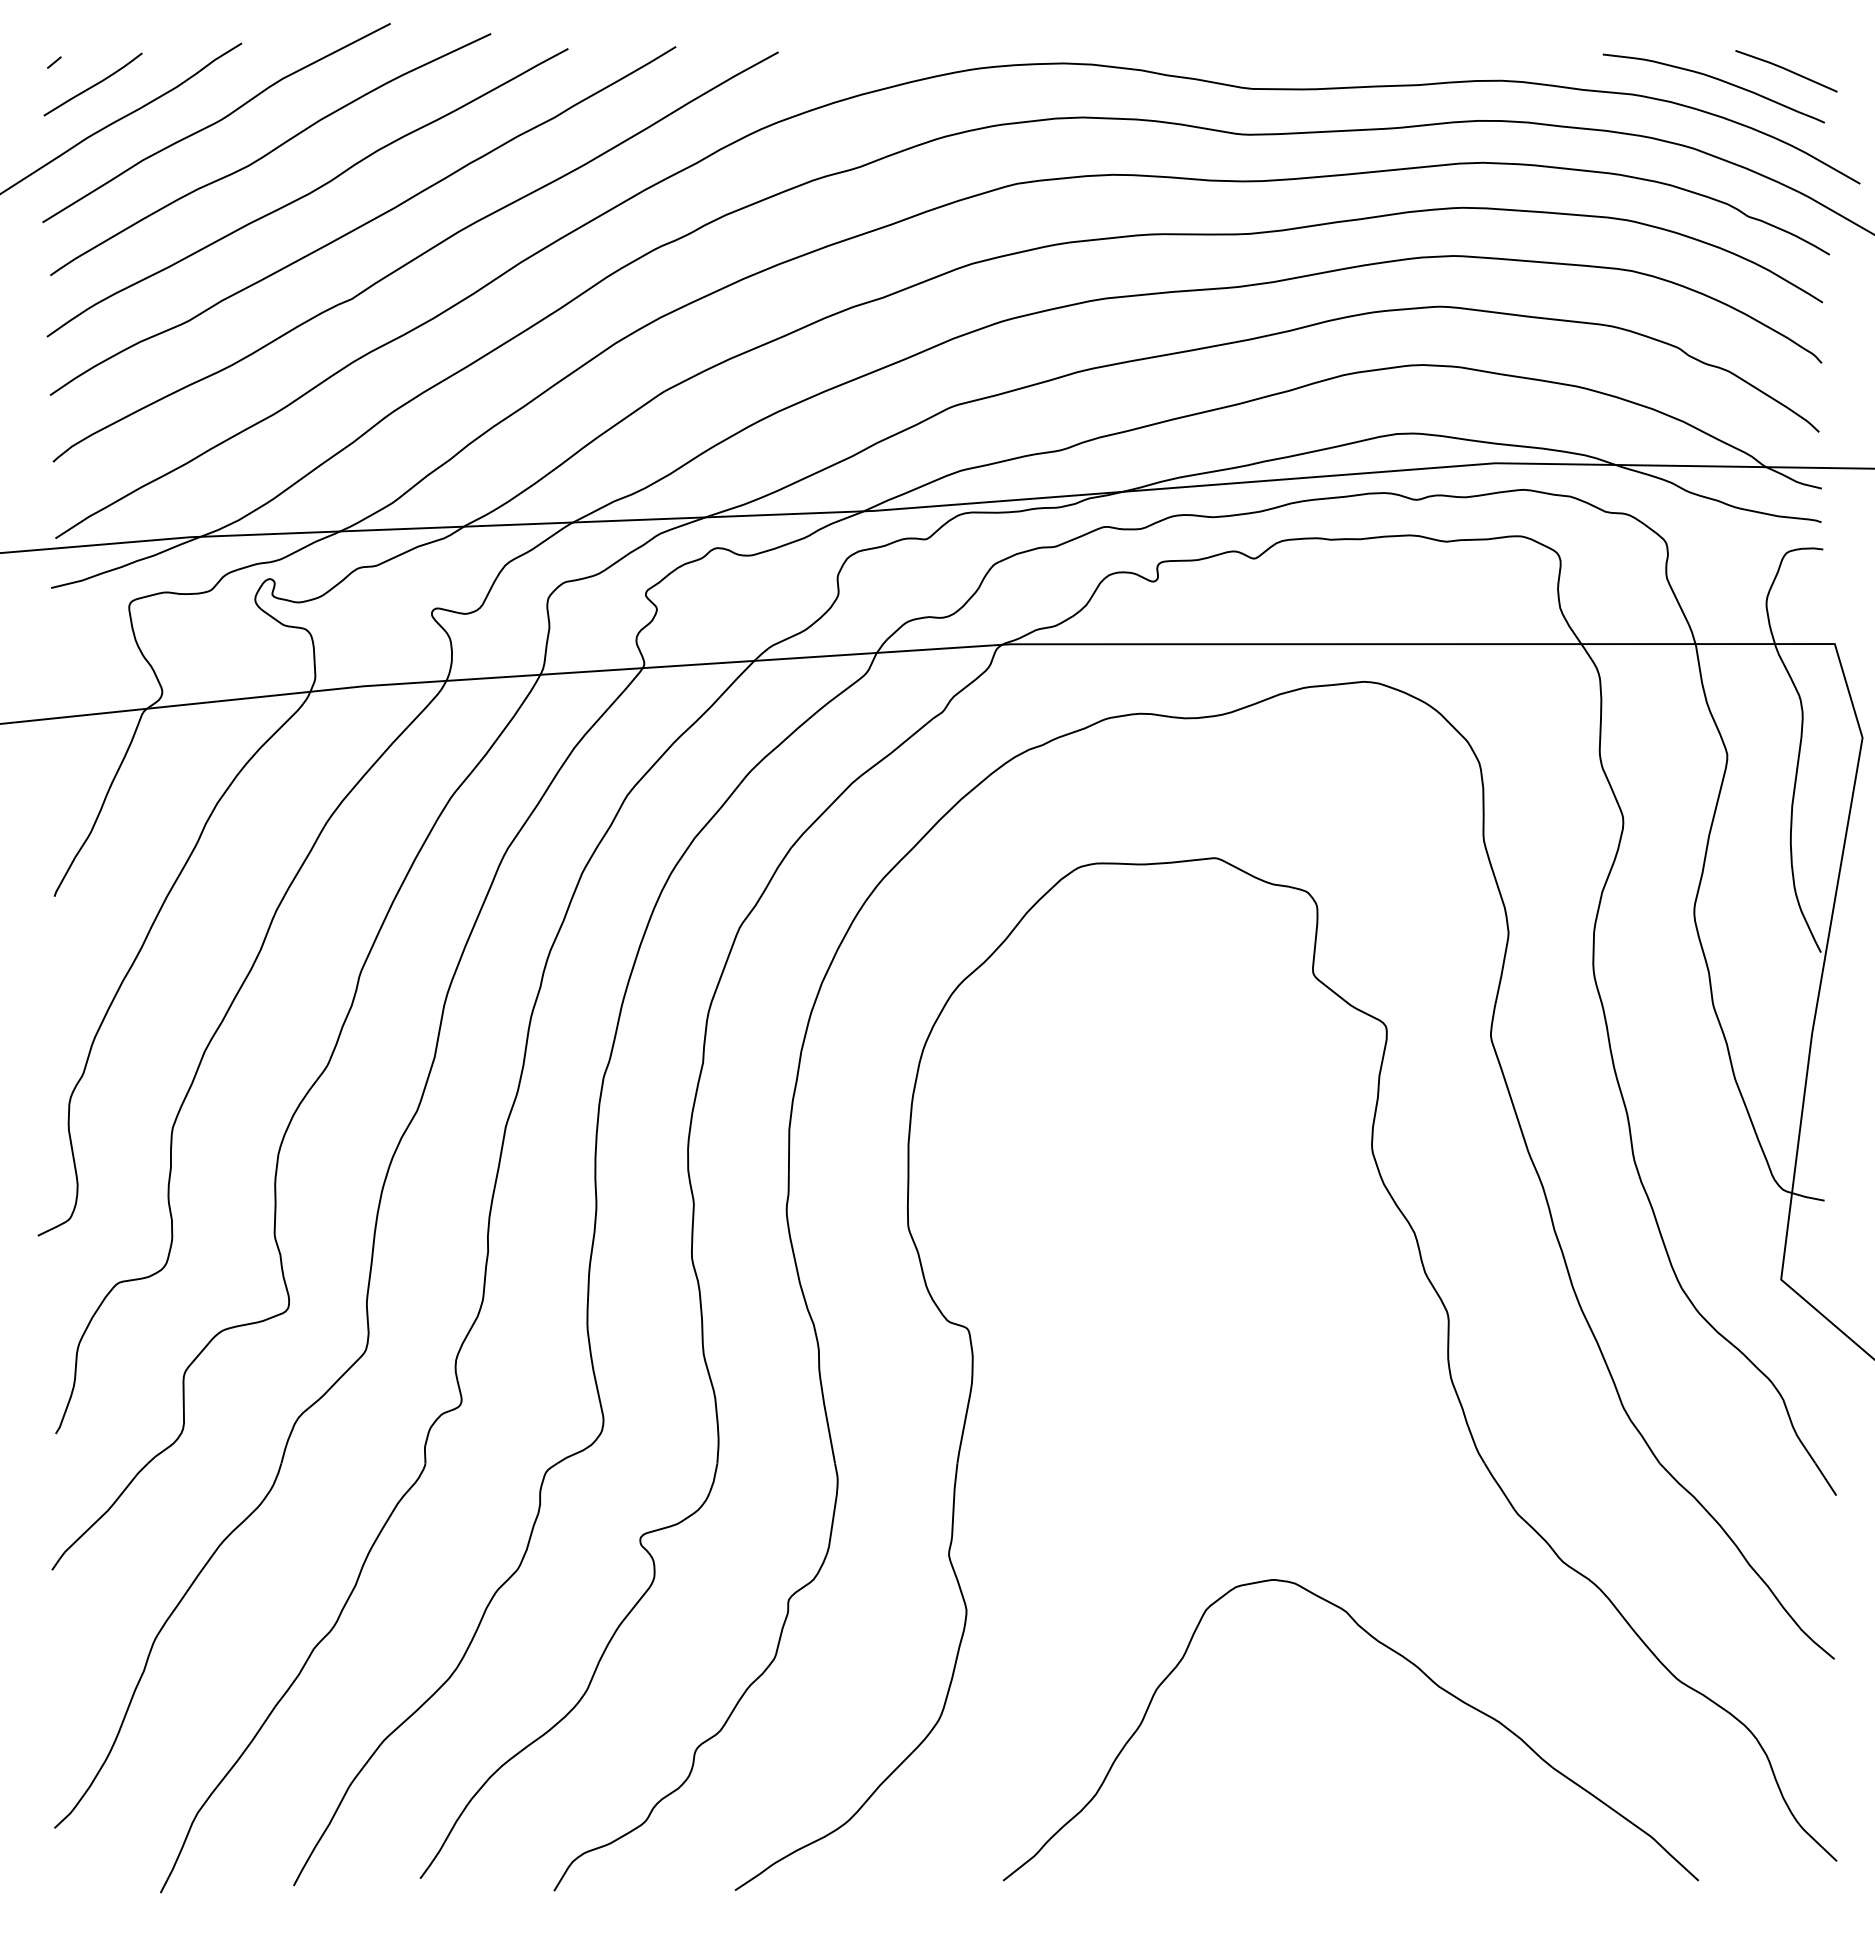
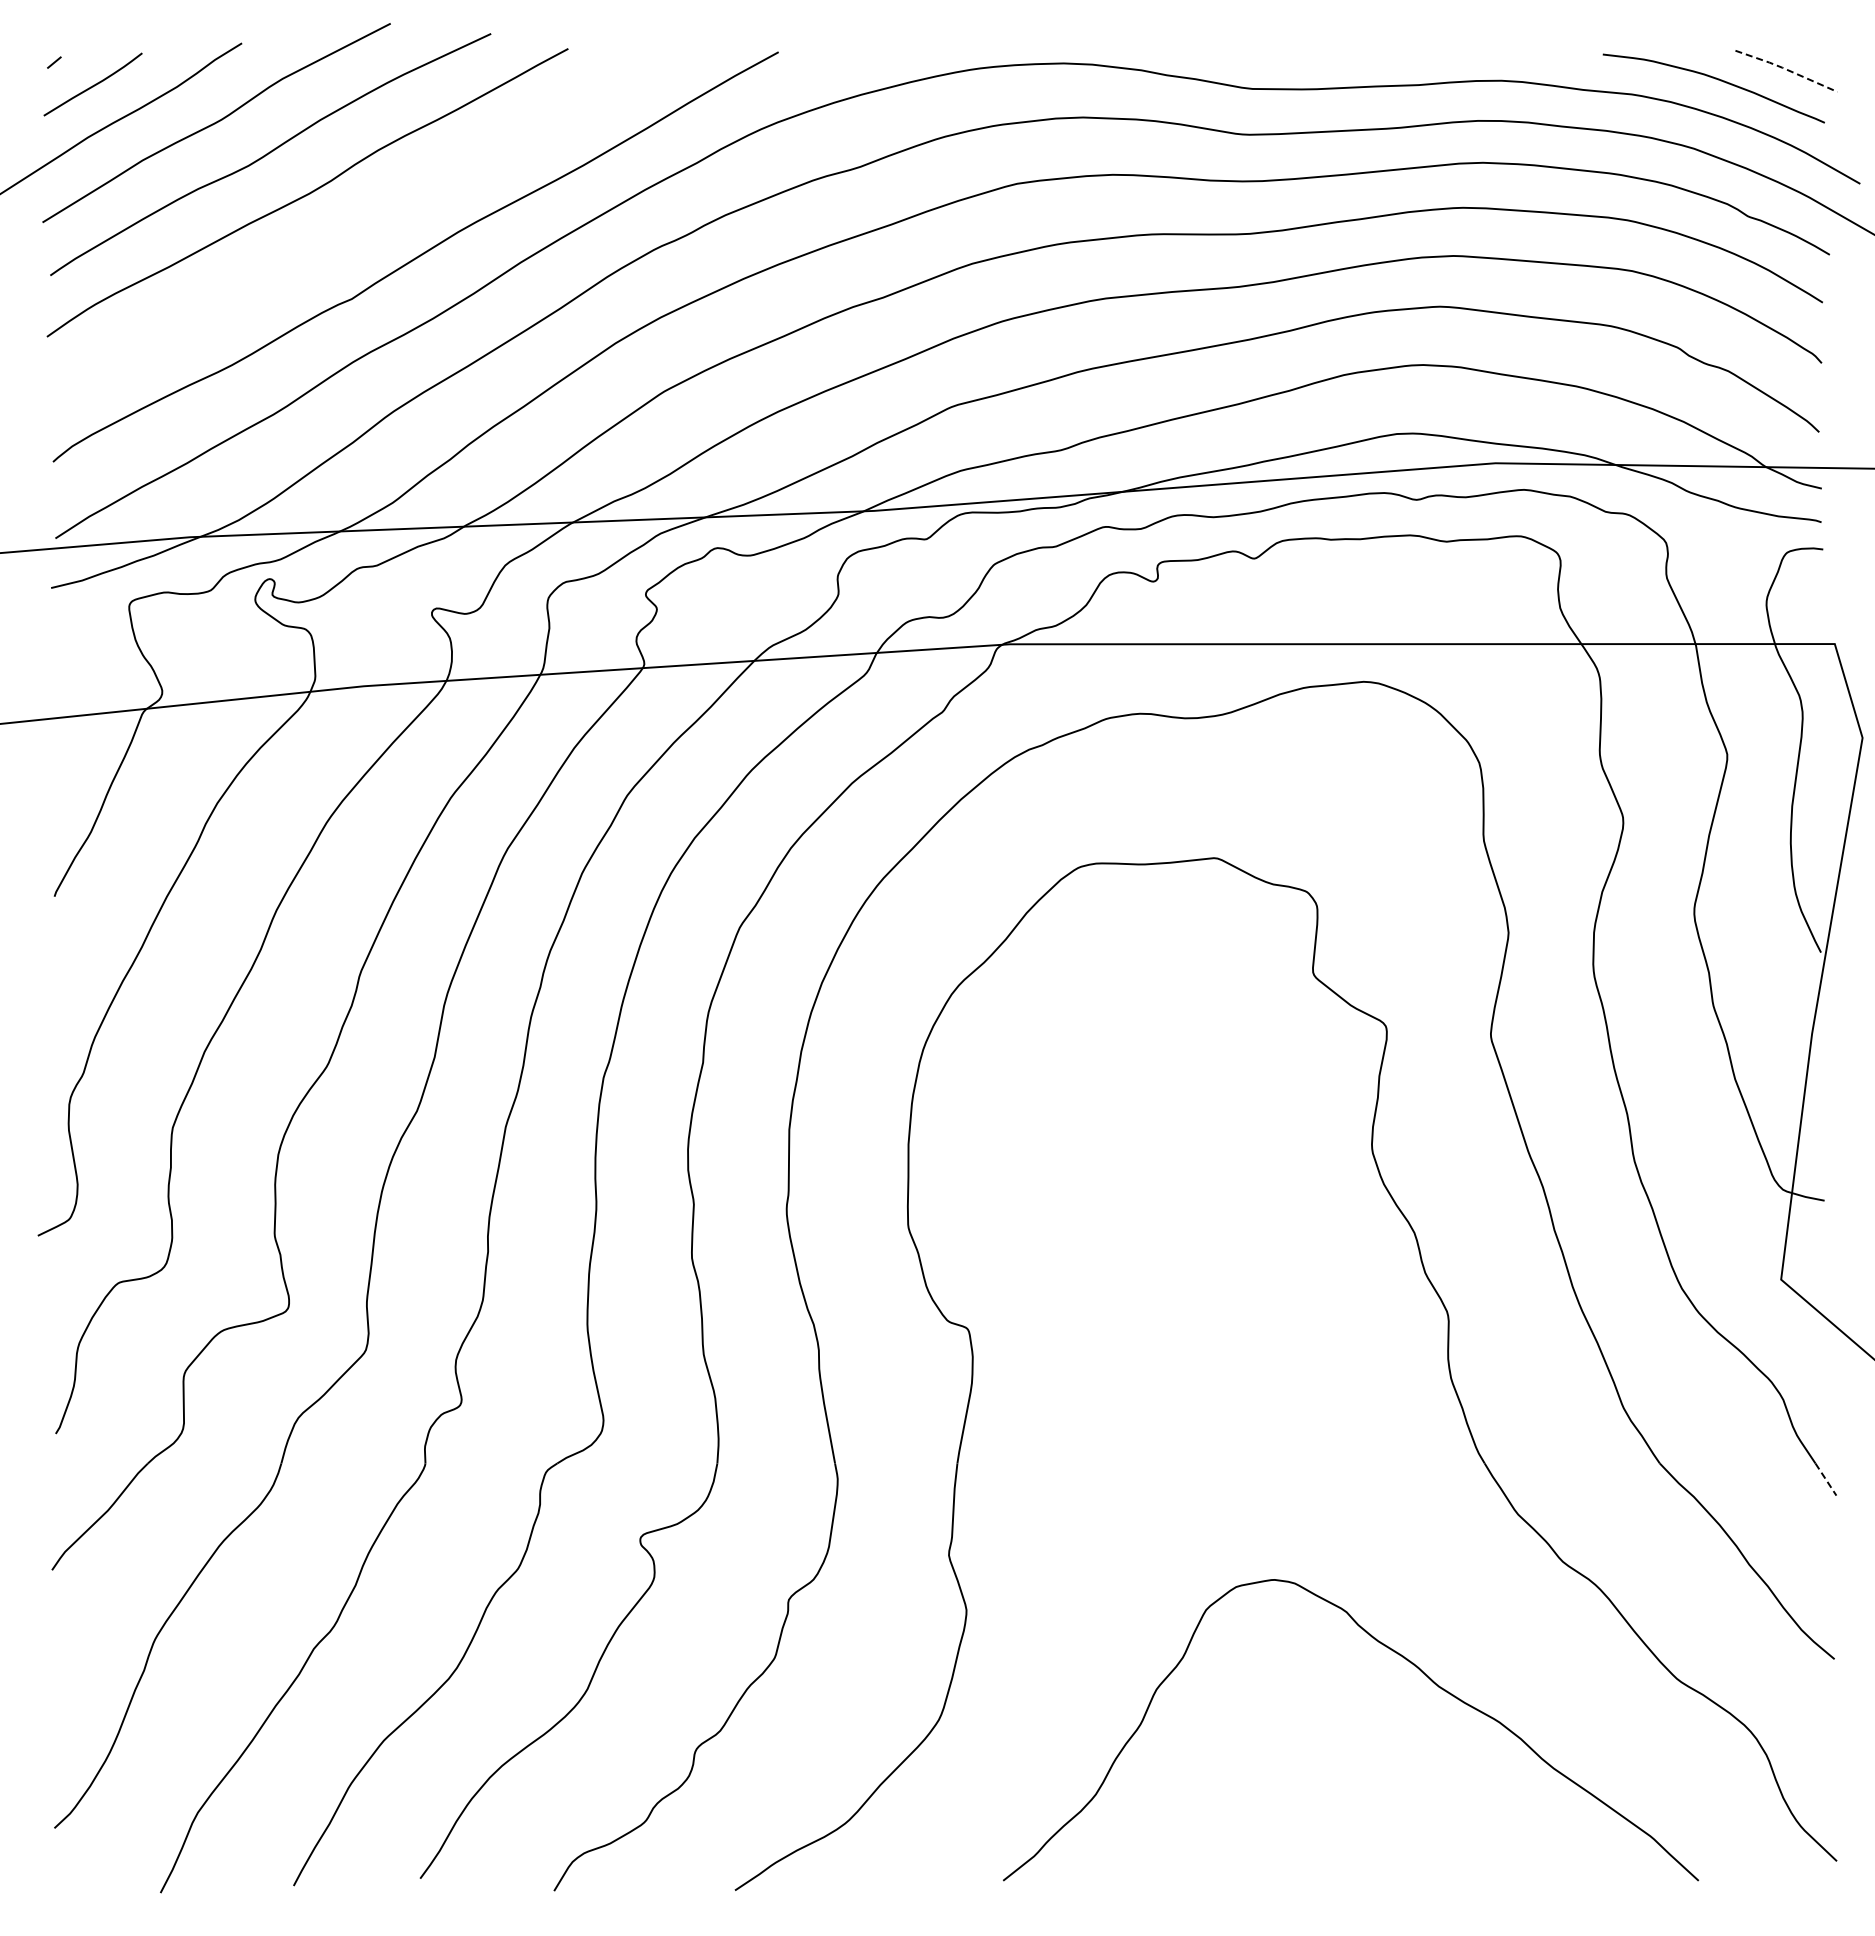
line: solid -> dashed (1786, 69)
curve: present -> none (363, 223)
line: solid -> dashed (1826, 1479)
